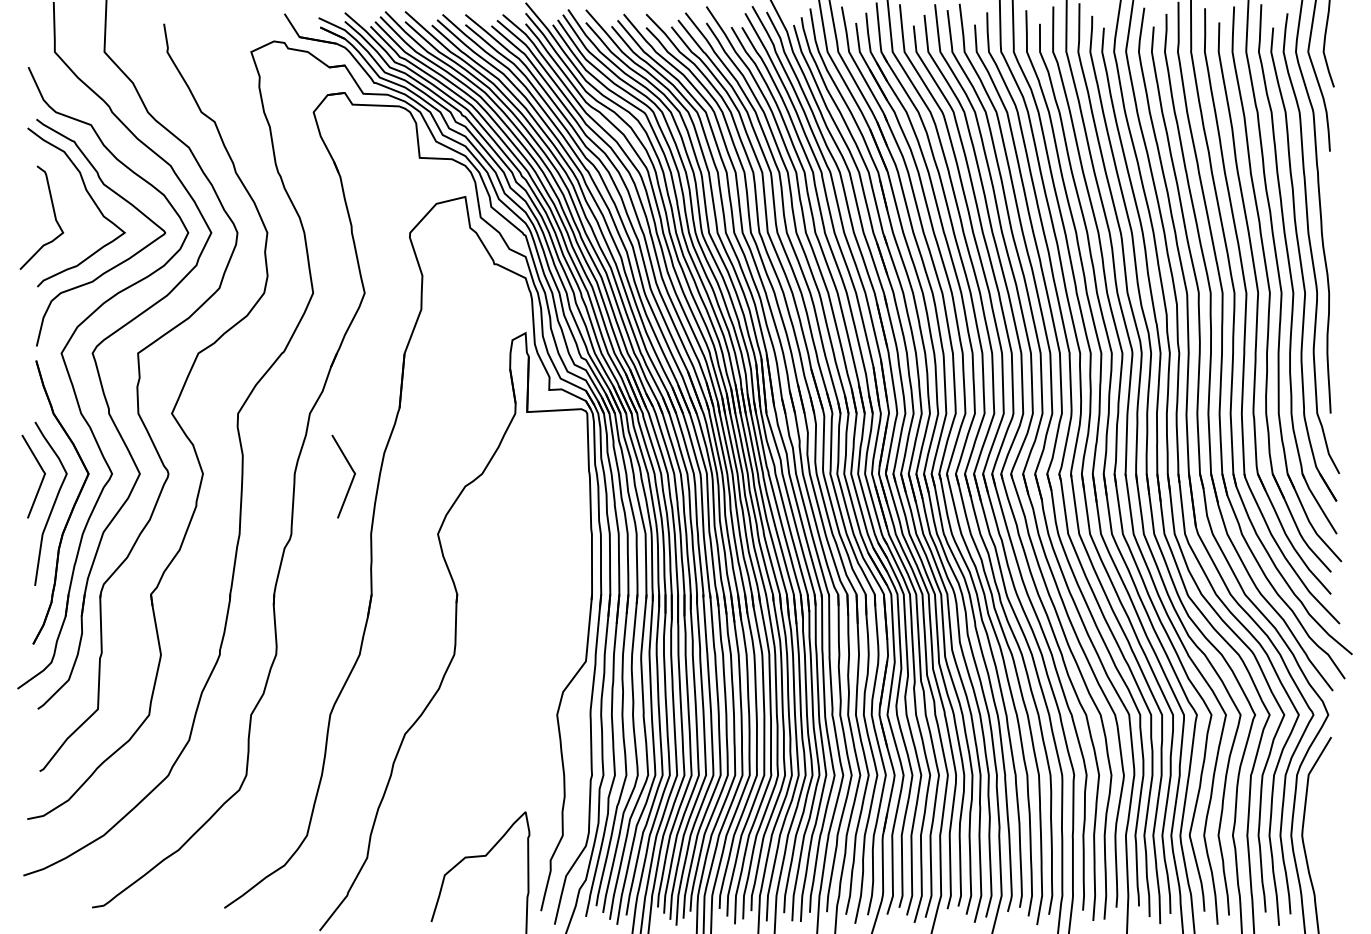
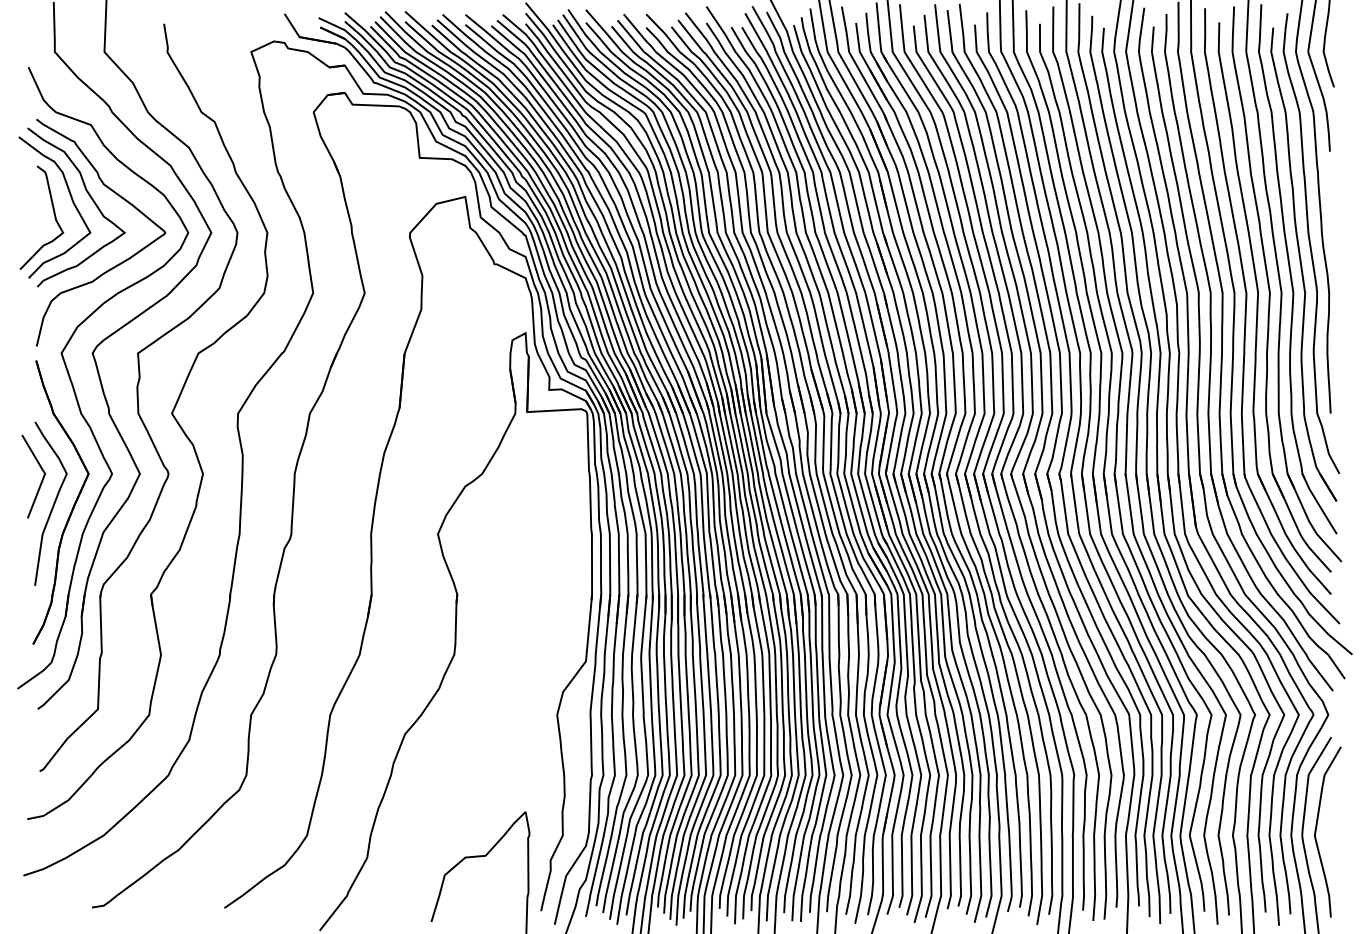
curve: none -> present (71, 200)
curve: present -> none (351, 479)
curve: none -> present (1317, 827)
